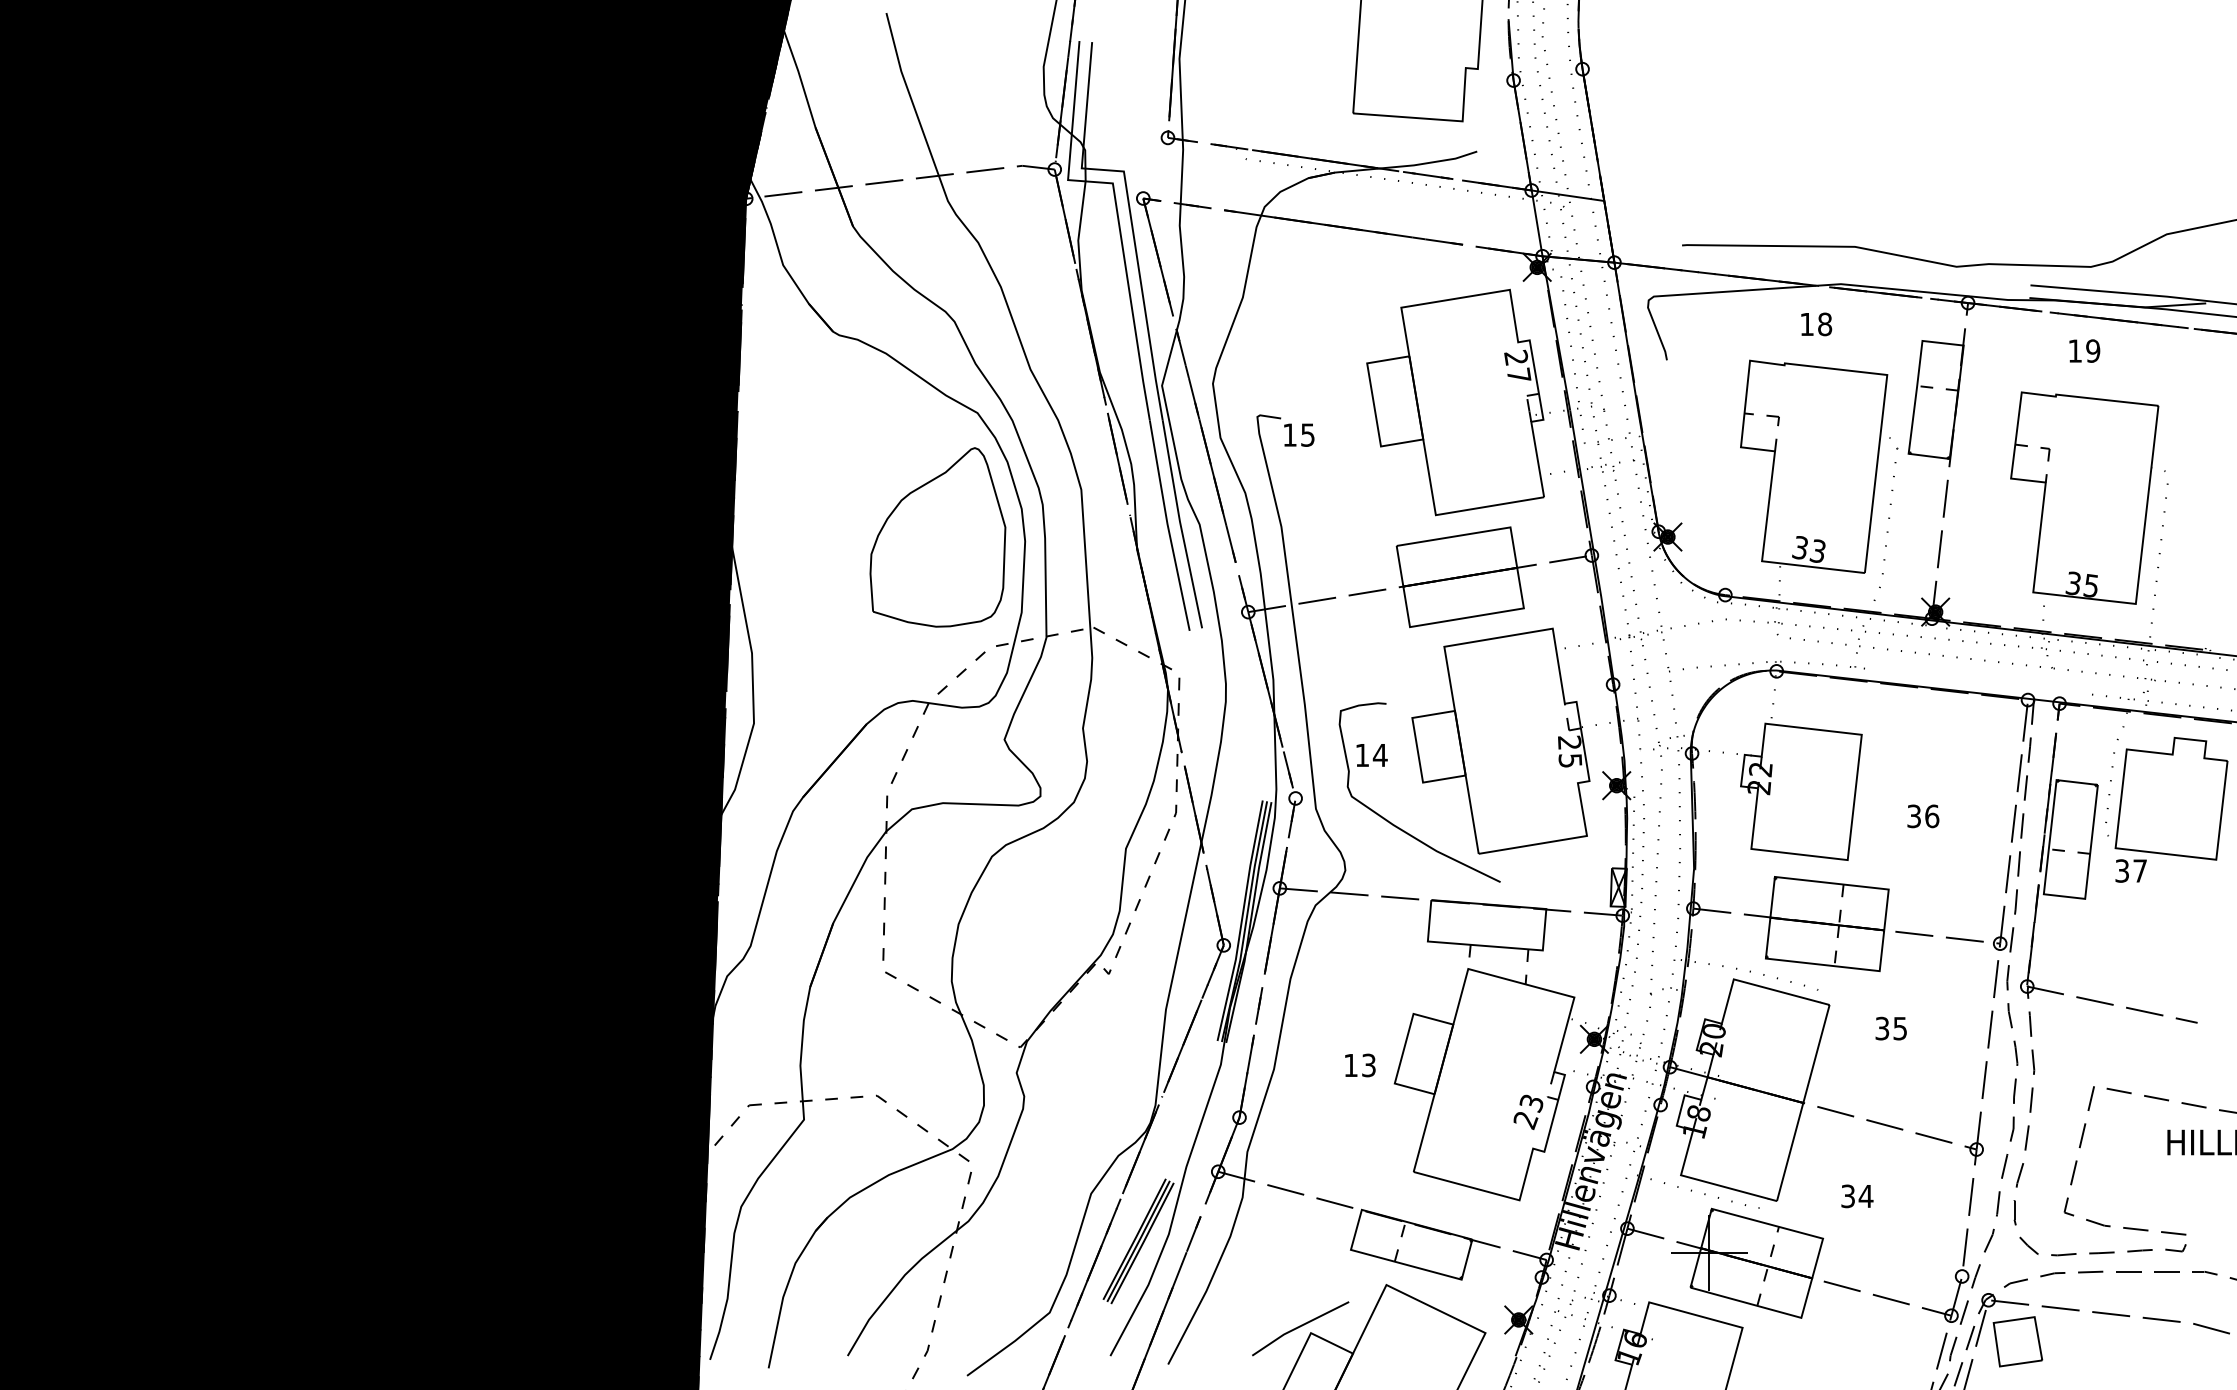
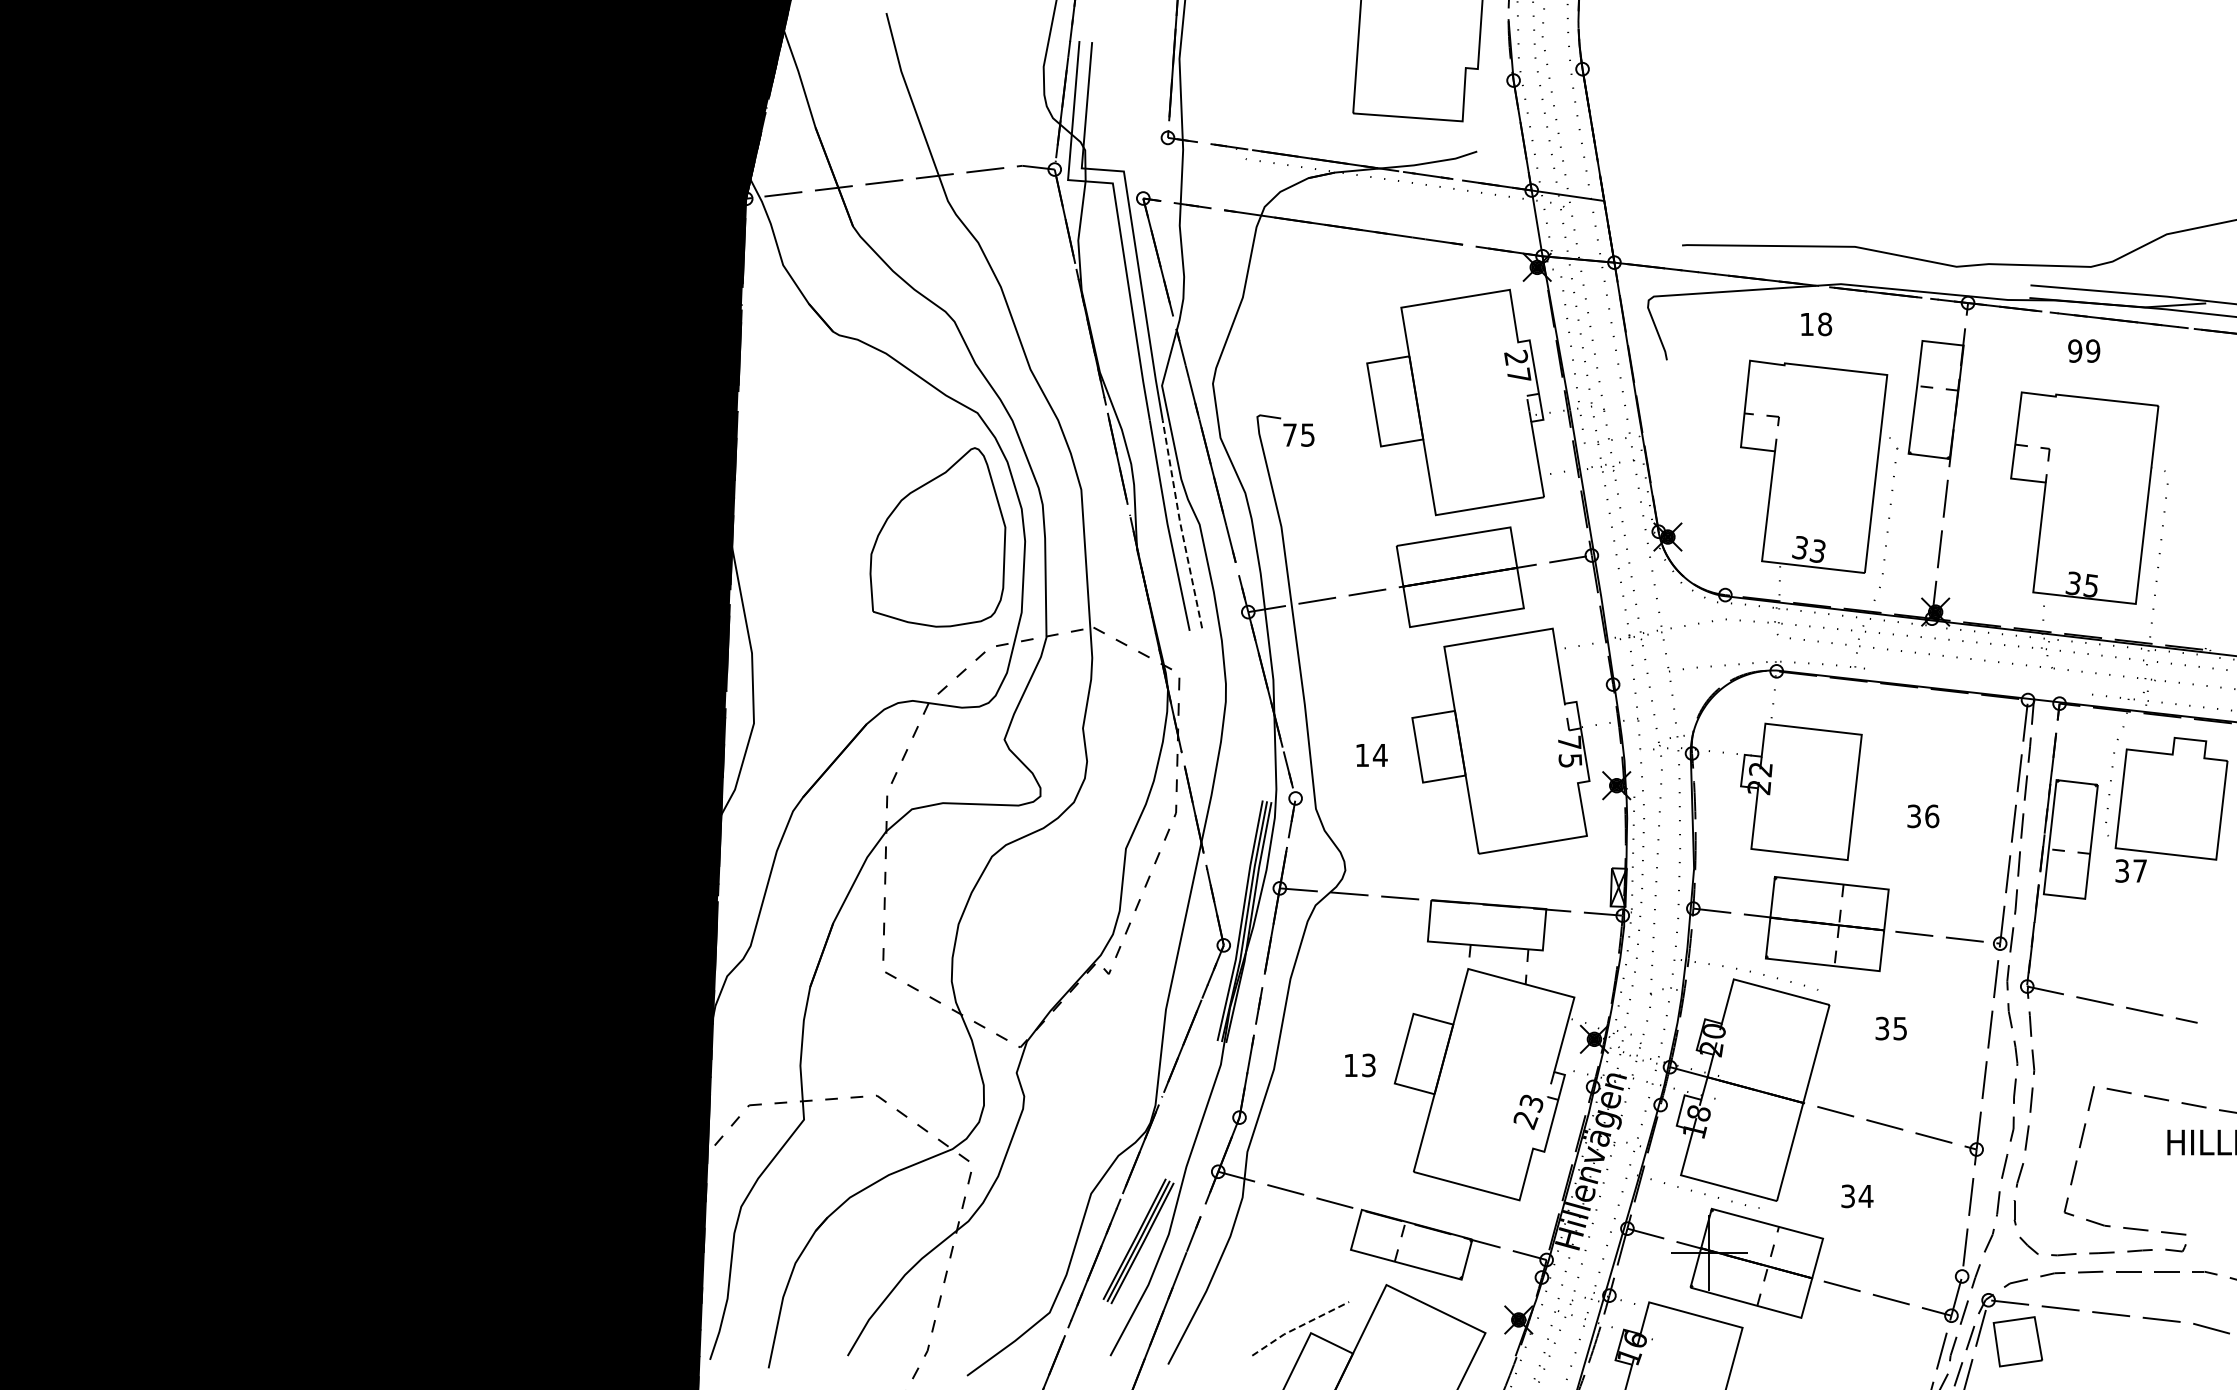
text: 19 -> 99 (2075, 350)
text: 15 -> 75 (1289, 434)
line: solid -> dashed (1180, 523)
text: 25 -> 75 (1569, 742)
curve: present -> none (1396, 825)
line: solid -> dashed (1299, 1326)
